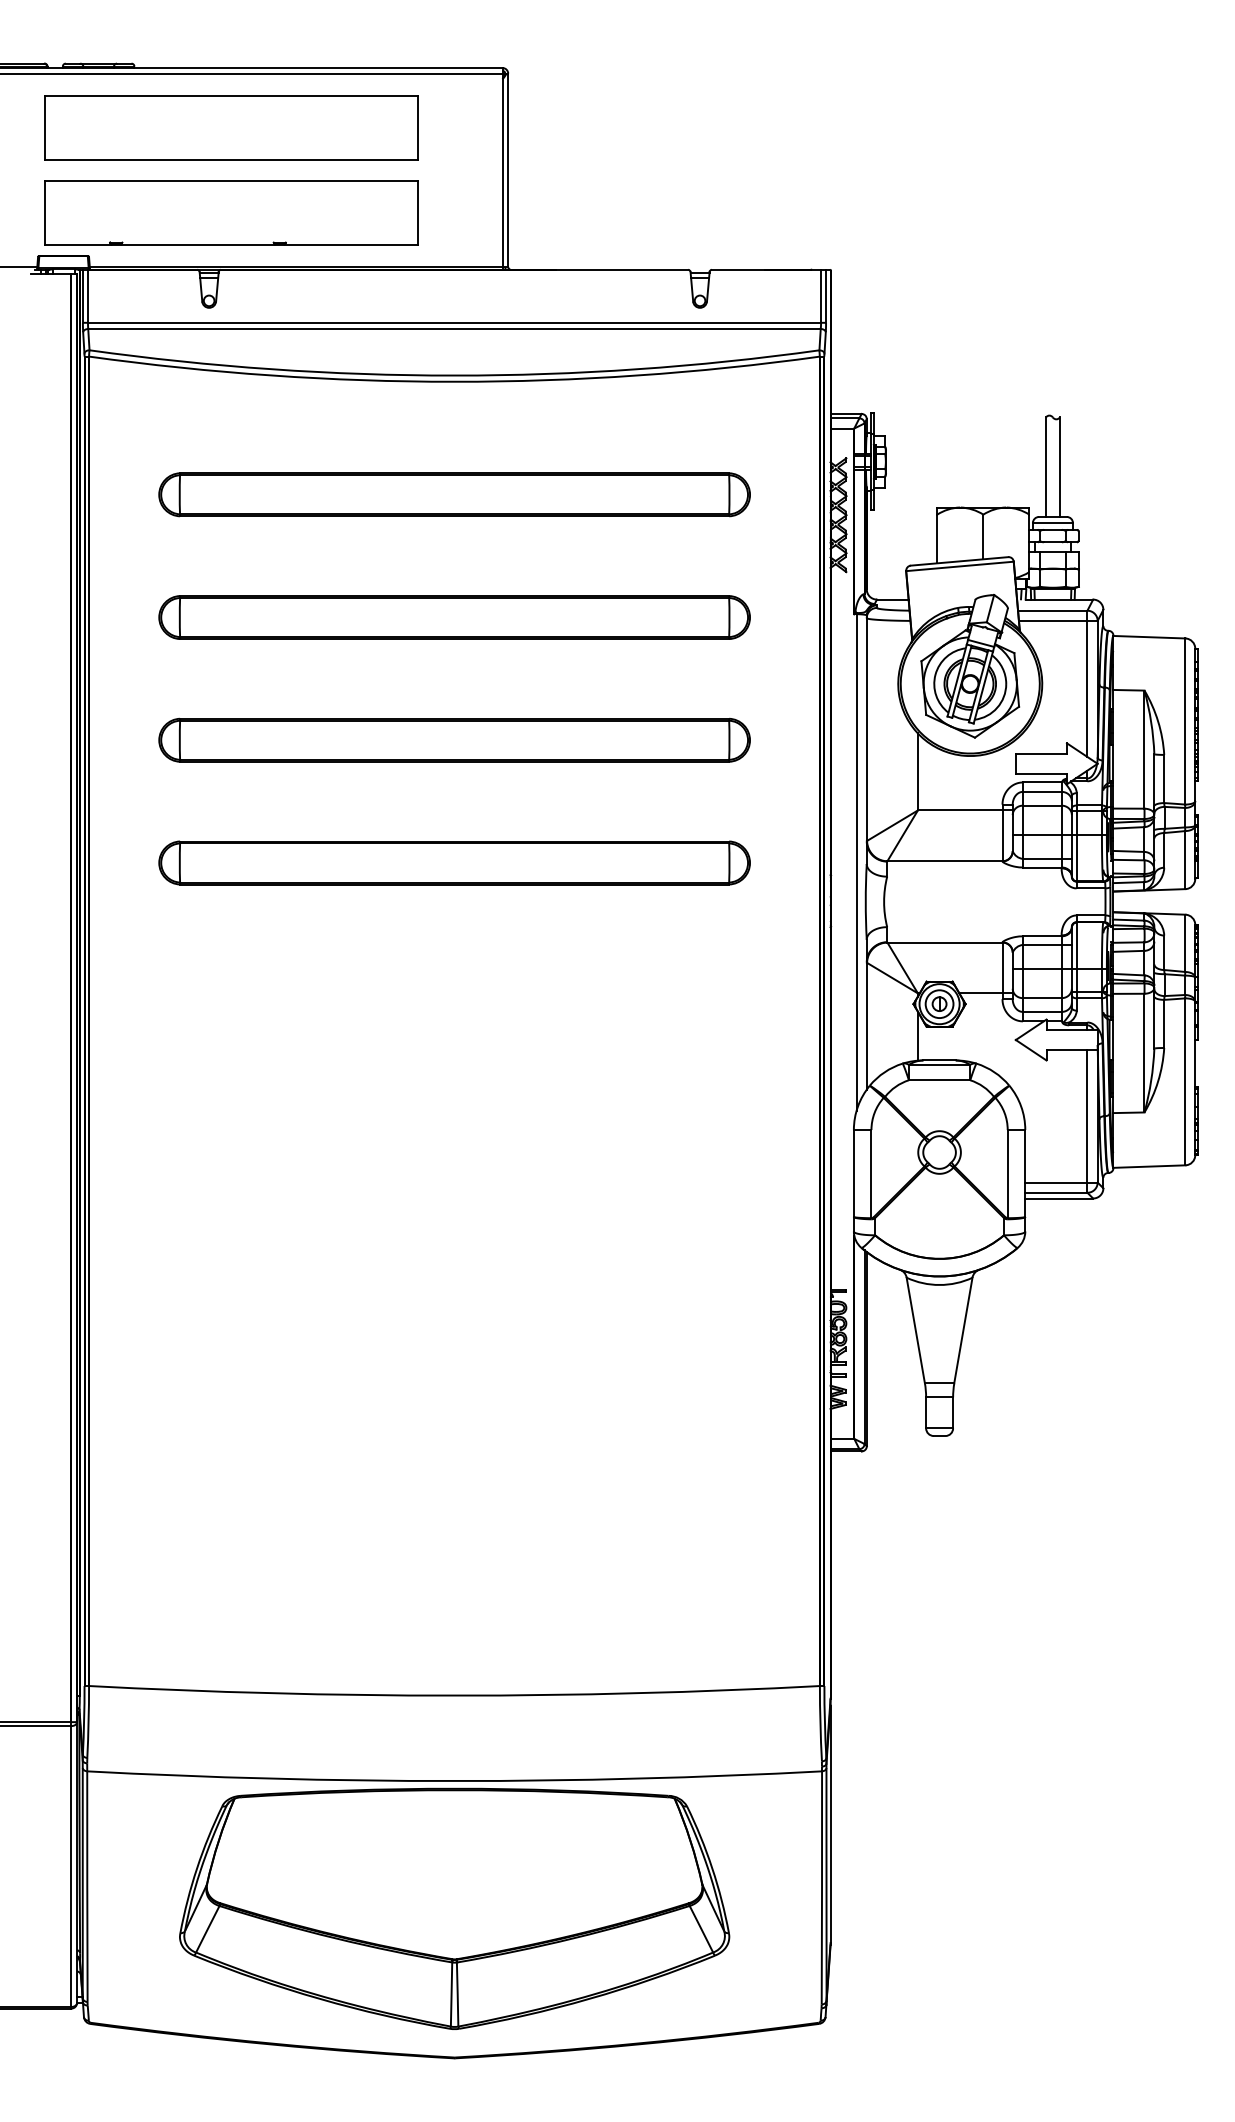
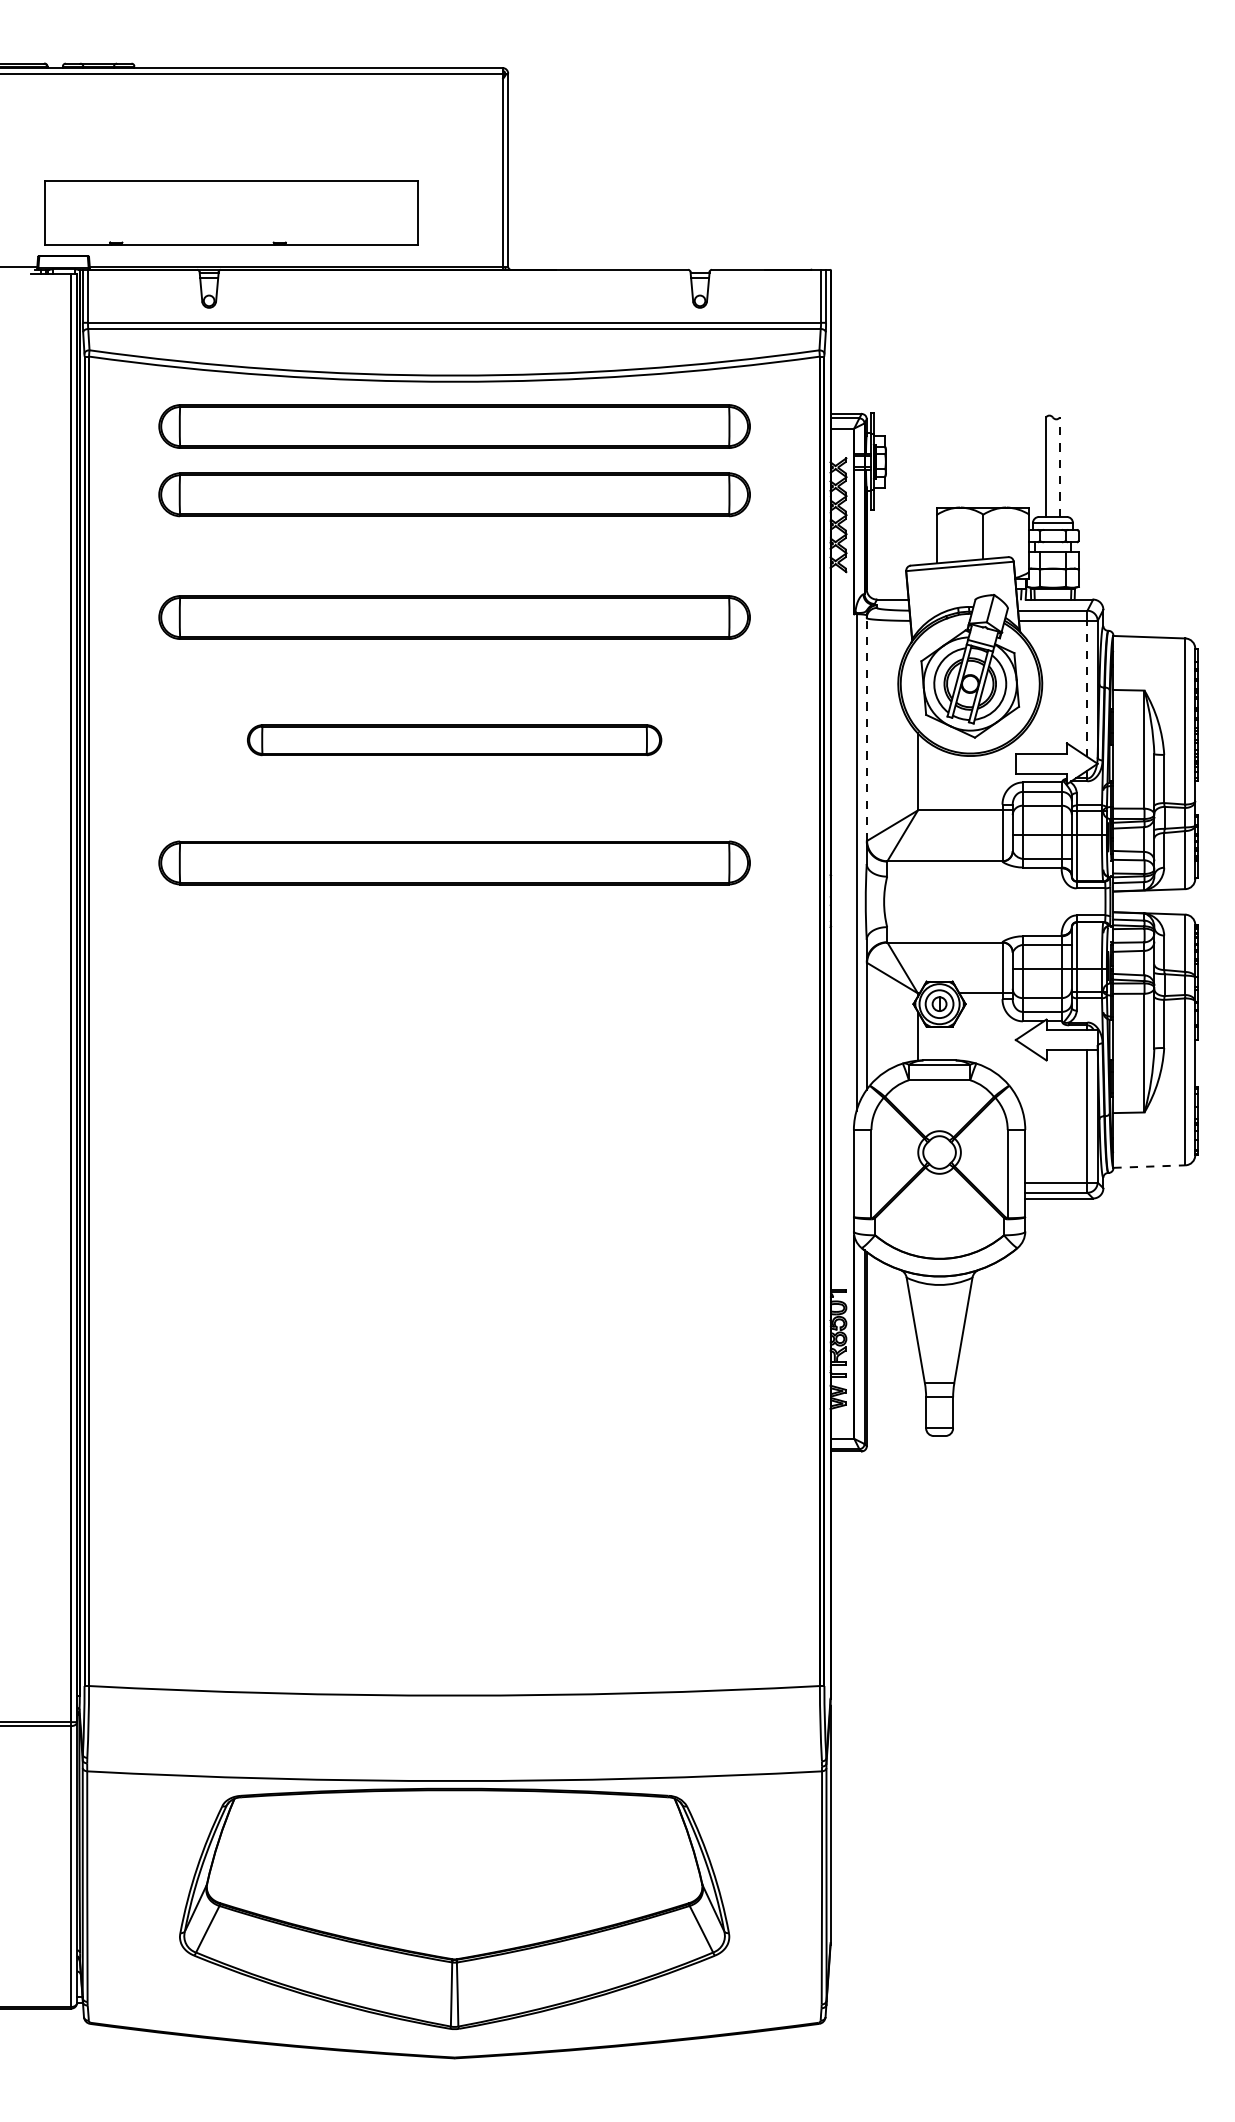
part: present -> none (231, 127)
part: none -> present (454, 426)
line: solid -> dashed (1059, 467)
line: solid -> dashed (1087, 688)
line: solid -> dashed (866, 729)
part size: 593x46 px -> 416x33 px (454, 740)
line: solid -> dashed (1149, 1166)
